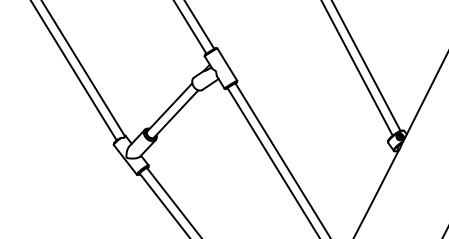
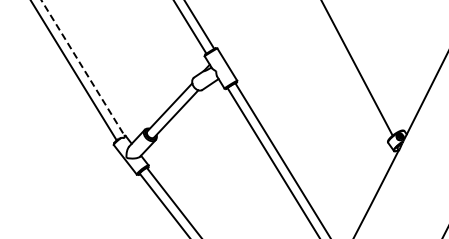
line: present -> none (366, 66)
line: solid -> dashed (83, 68)
